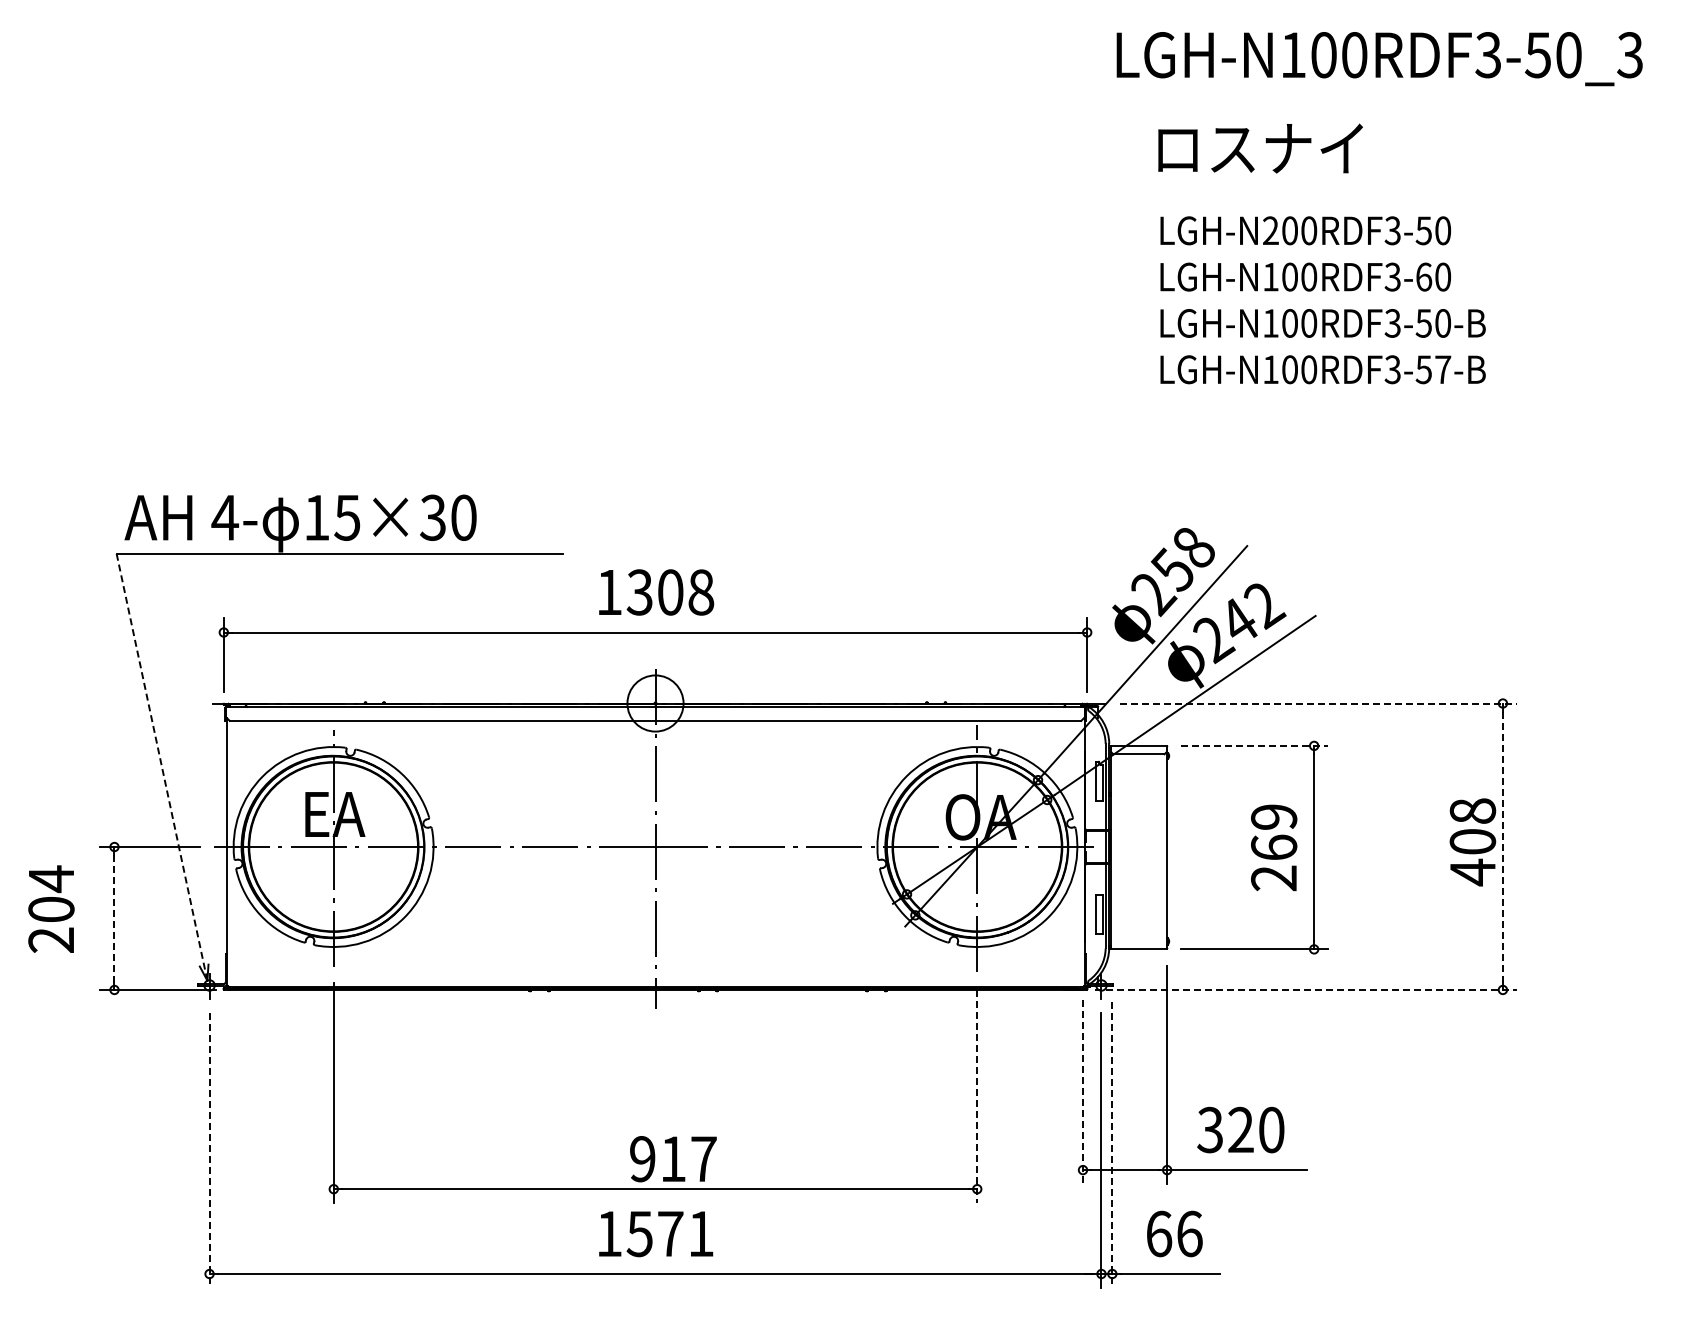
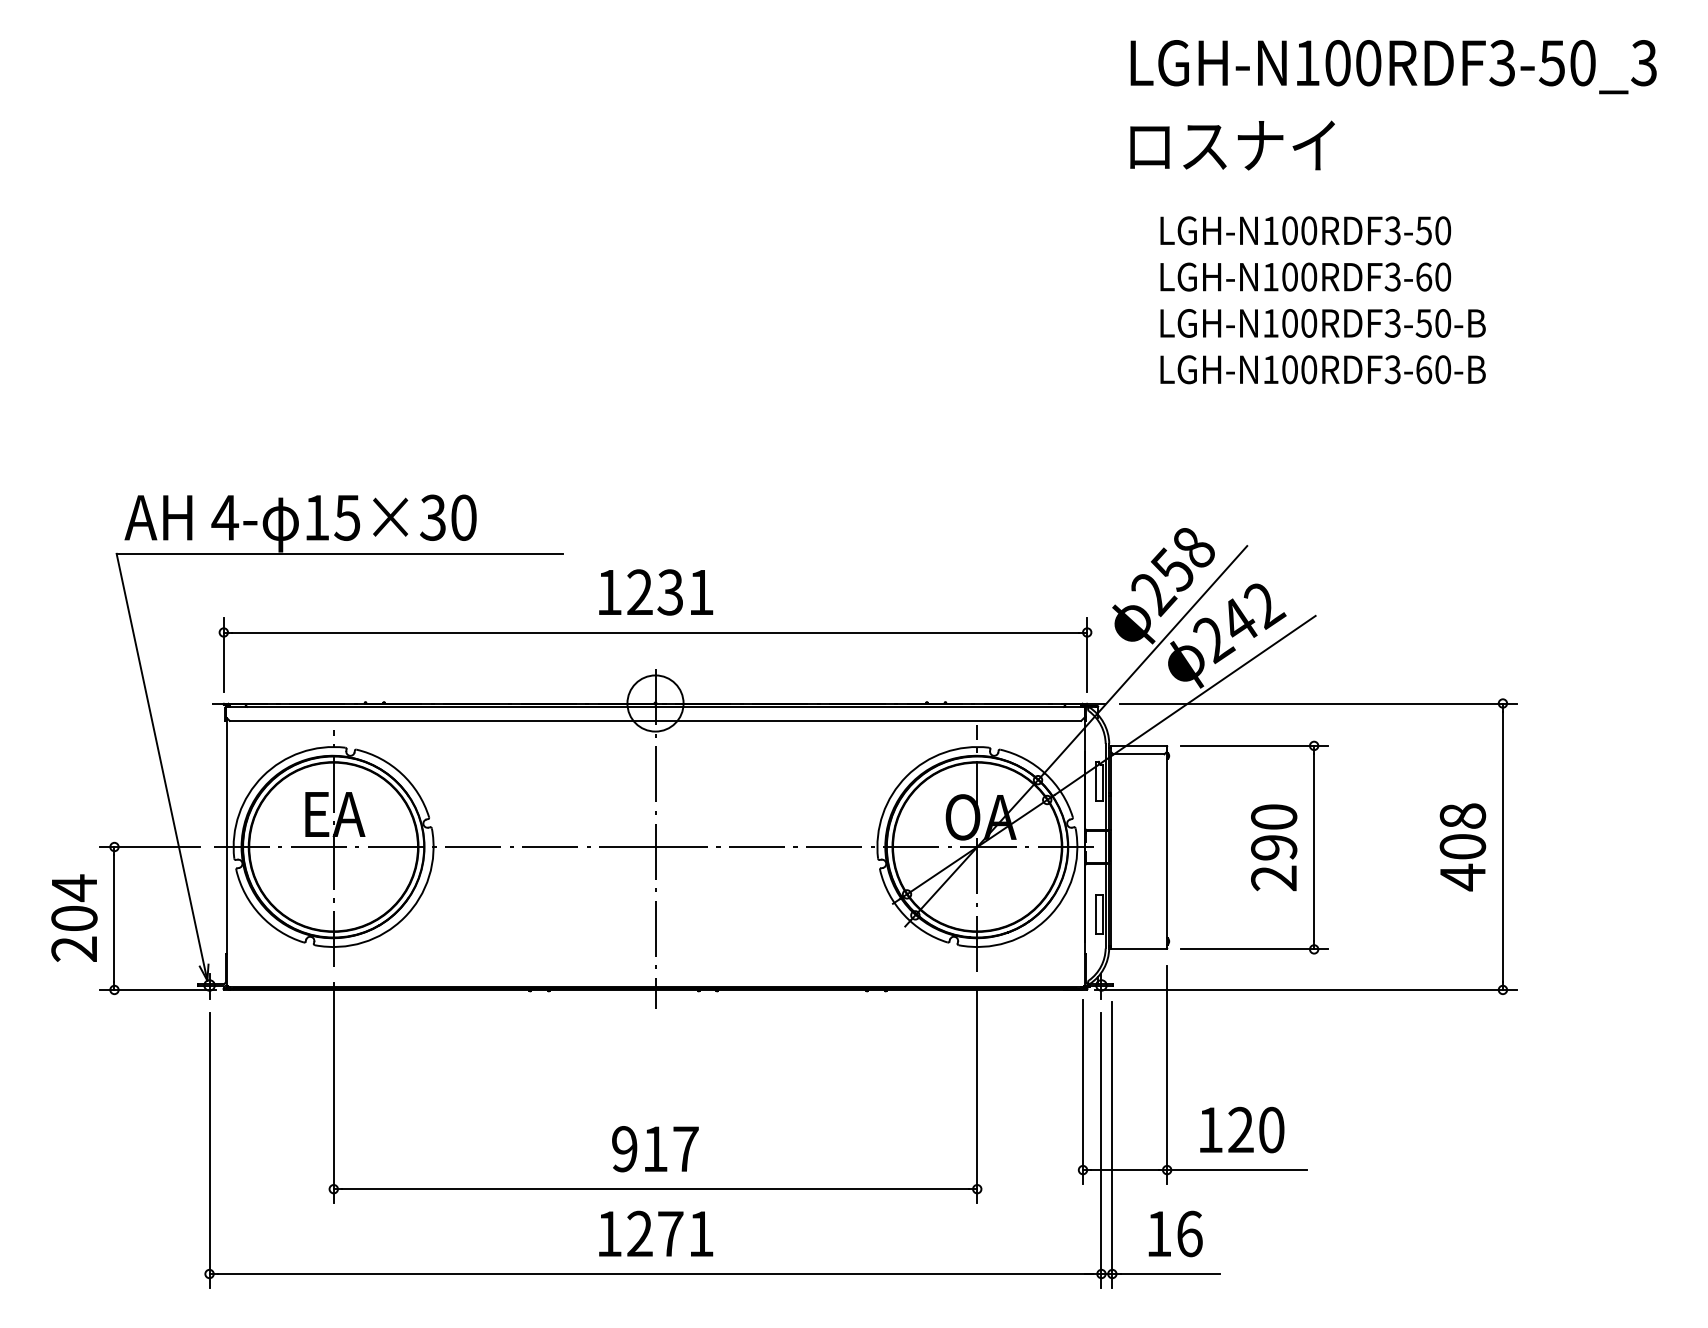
text position: (1379, 59) -> (1393, 67) (1393, 67)
text position: (1260, 148) -> (1232, 145) (1232, 145)
text: LGH-N200RDF3-50 -> LGH-N100RDF3-50 (1270, 230)
text: LGH-N100RDF3-57-B -> LGH-N100RDF3-60-B (1433, 369)
text: 1308 -> 1231 (670, 592)
line: dashed -> solid (1319, 703)
line: dashed -> solid (1254, 745)
line: dashed -> solid (162, 767)
text: 269 -> 290 (1274, 832)
text position: (1472, 842) -> (1462, 847) (1462, 847)
line: dashed -> solid (1502, 846)
text position: (51, 908) -> (74, 917) (74, 917)
line: dashed -> solid (114, 918)
line: dashed -> solid (1306, 989)
line: dashed -> solid (1083, 1092)
line: dashed -> solid (977, 1096)
text: 320 -> 120 (1209, 1129)
line: dashed -> solid (1112, 1145)
line: dashed -> solid (209, 1150)
text position: (673, 1159) -> (655, 1149) (655, 1149)
text: 1571 -> 1271 (639, 1233)
text: 66 -> 16 (1159, 1233)
